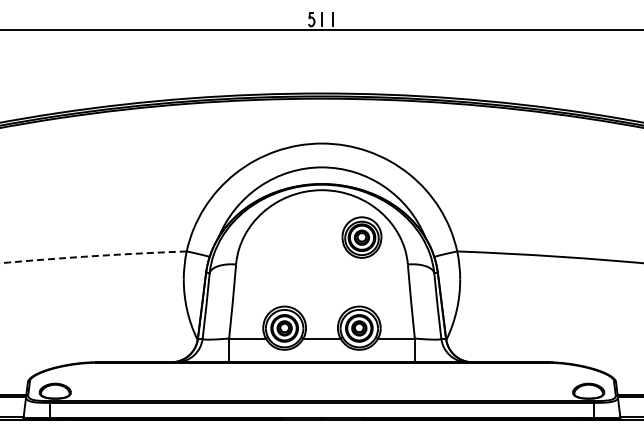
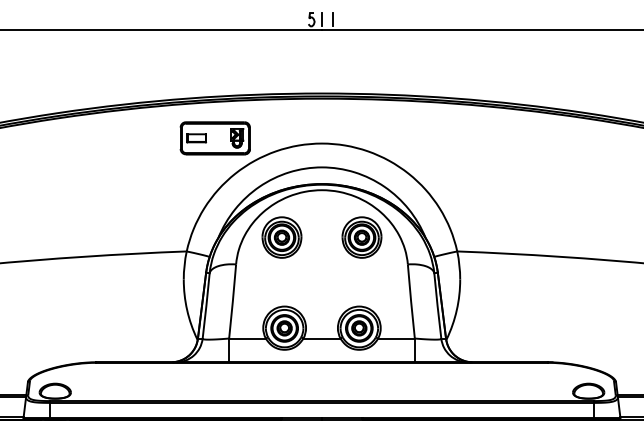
part: none -> present (214, 138)
part: none -> present (281, 237)
arc: dashed -> solid (93, 256)
